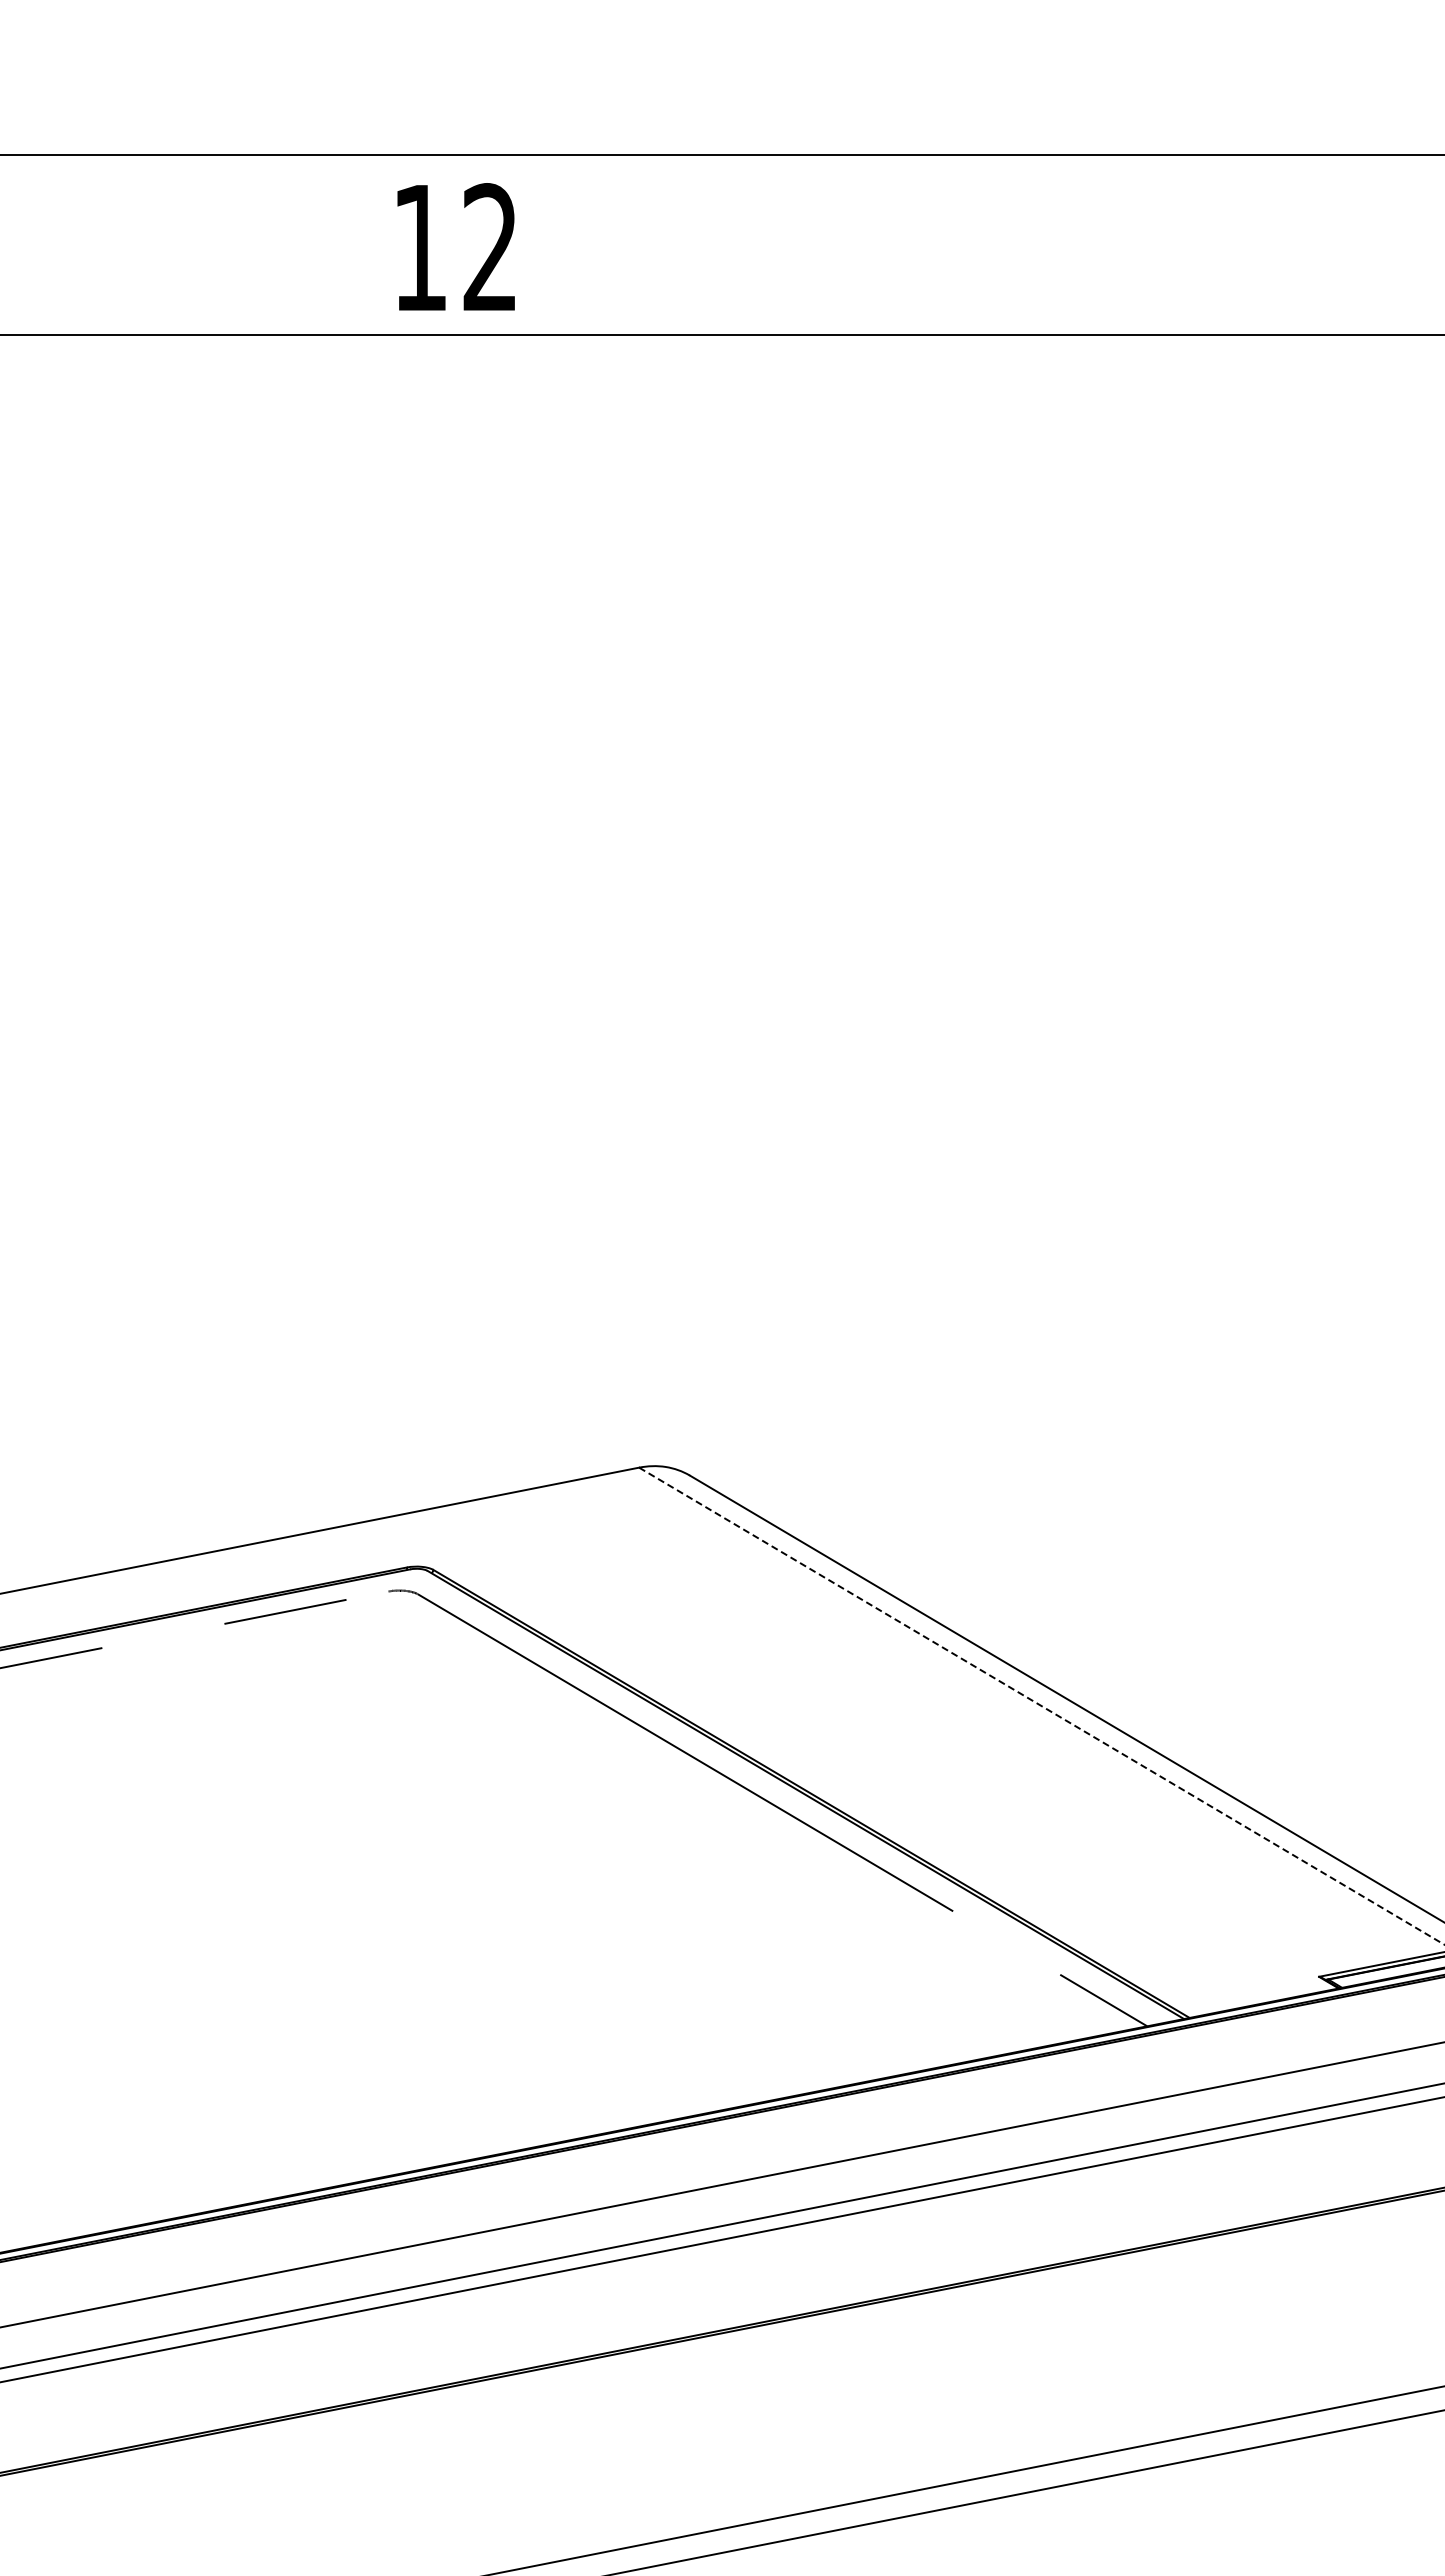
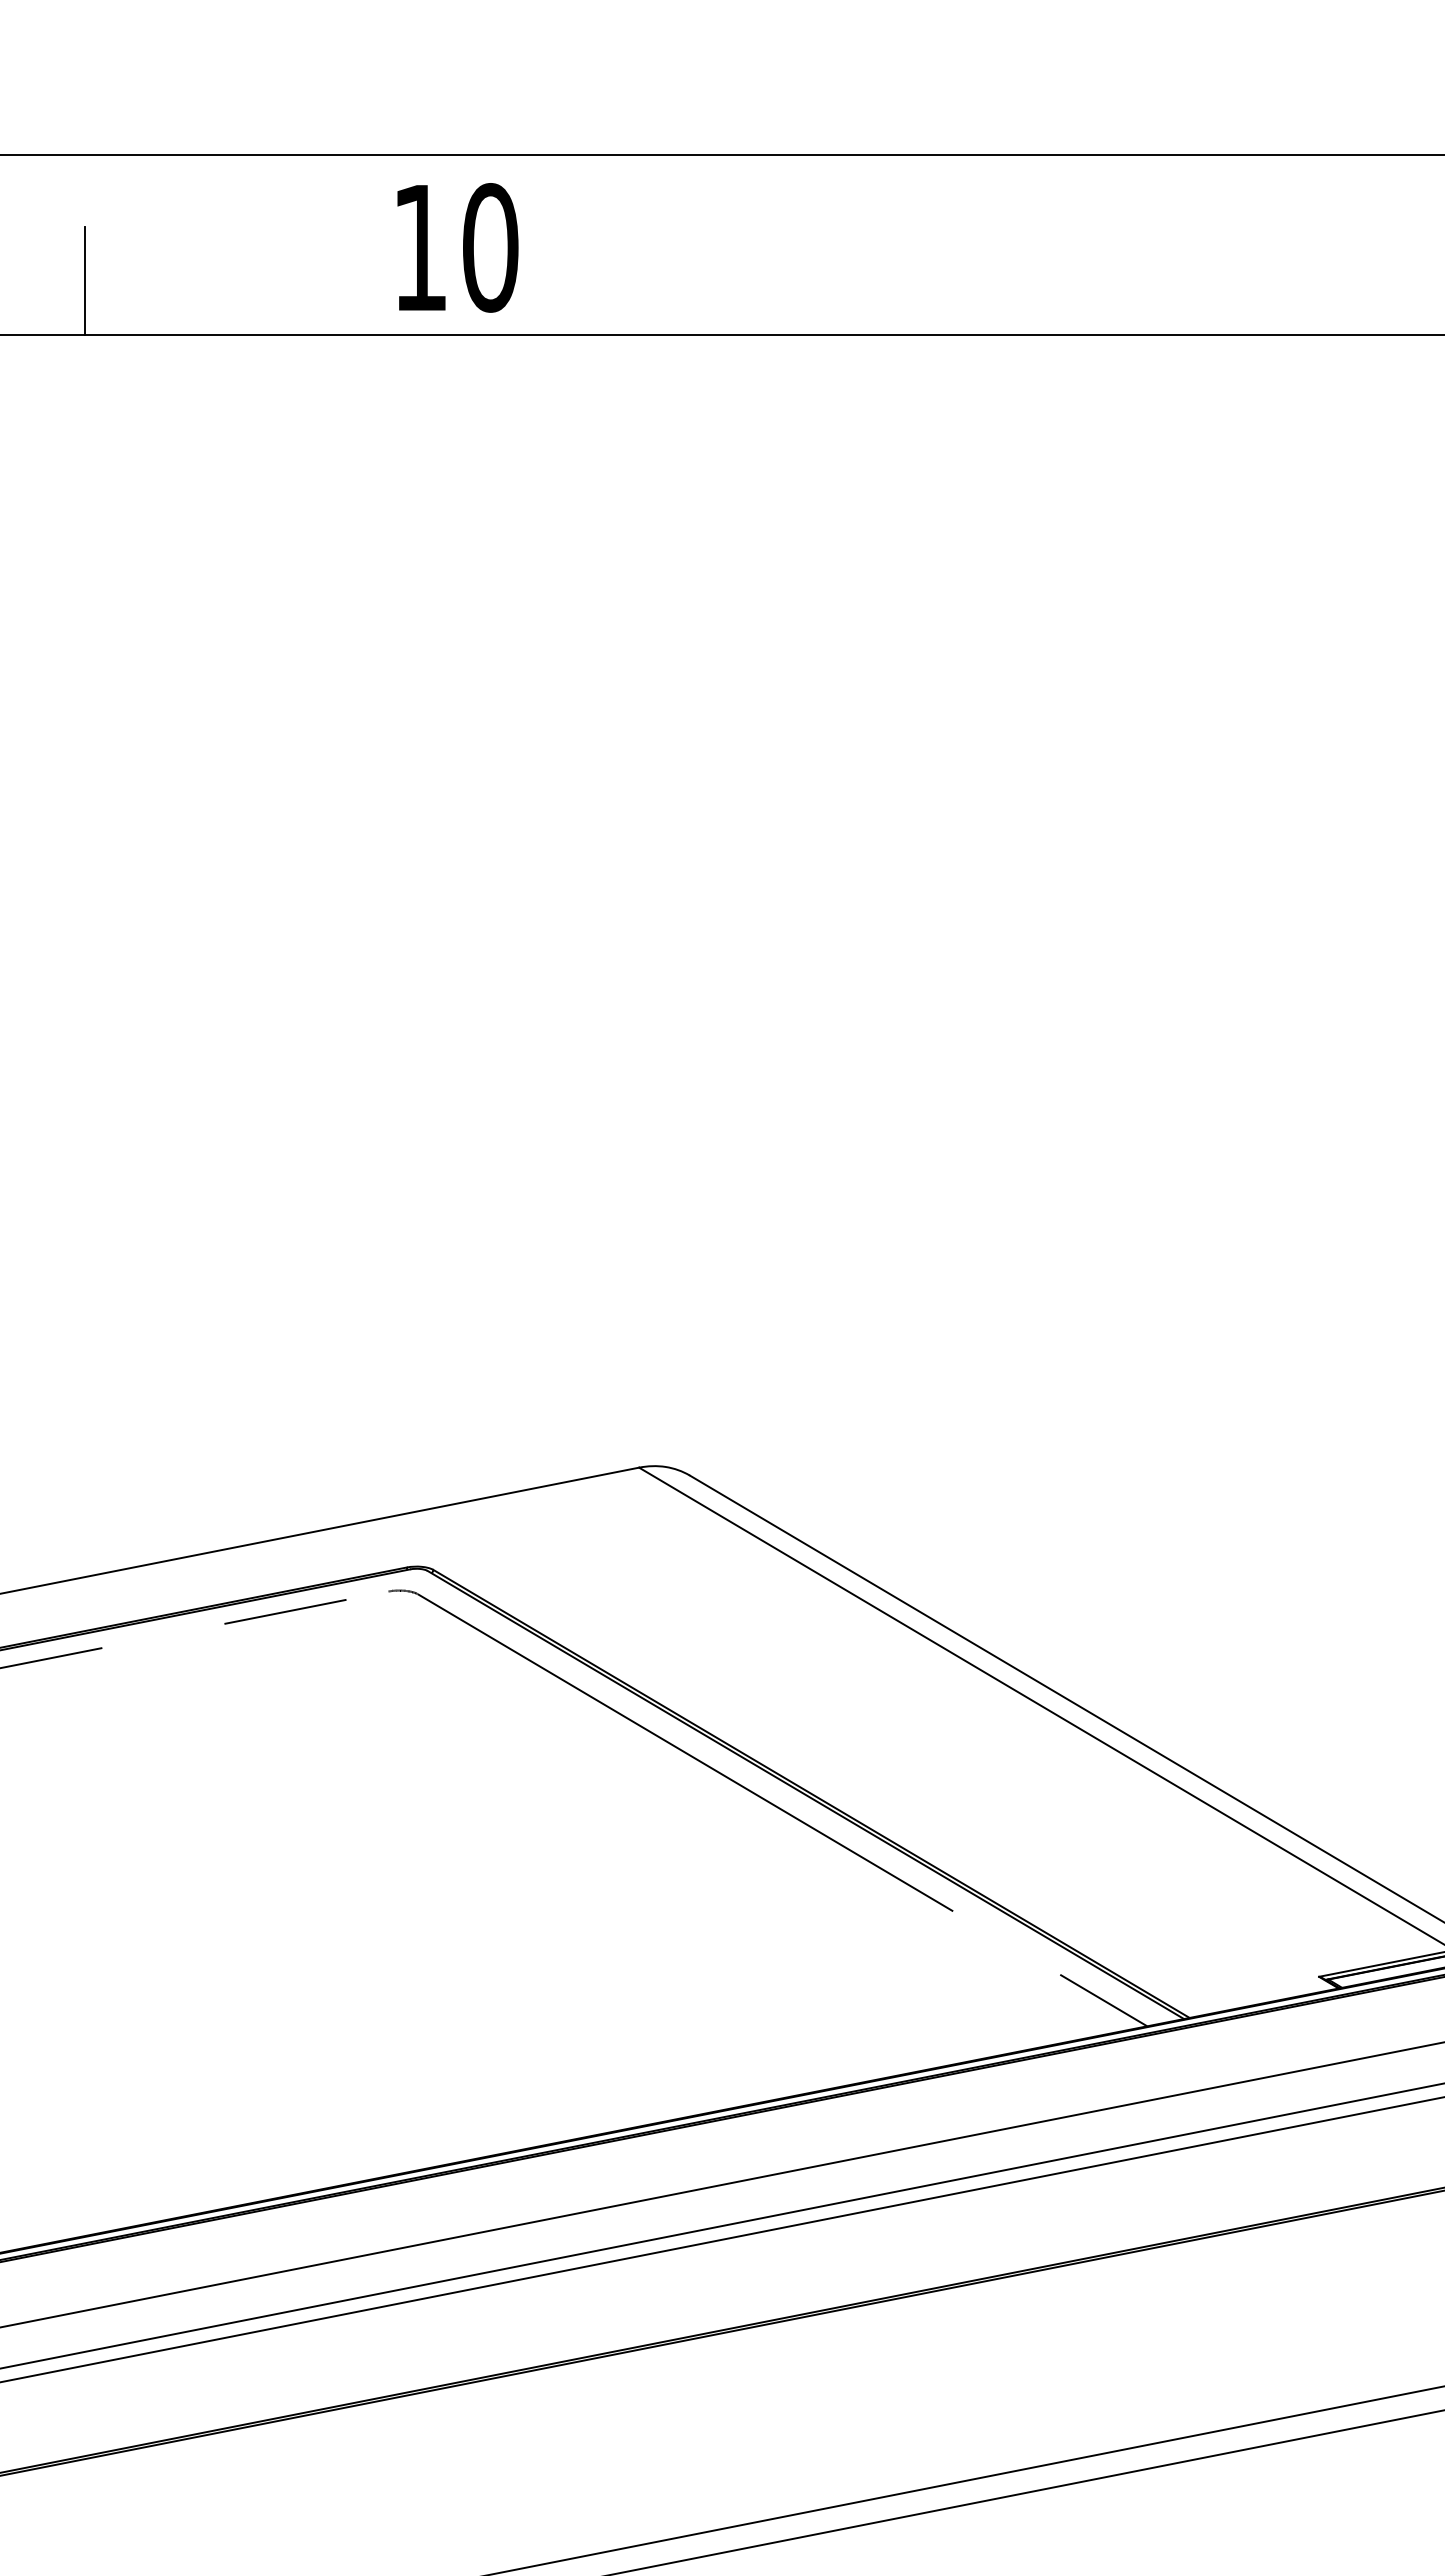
text: 12 -> 10 (490, 247)
line: none -> present (85, 280)
line: dashed -> solid (1041, 1706)
